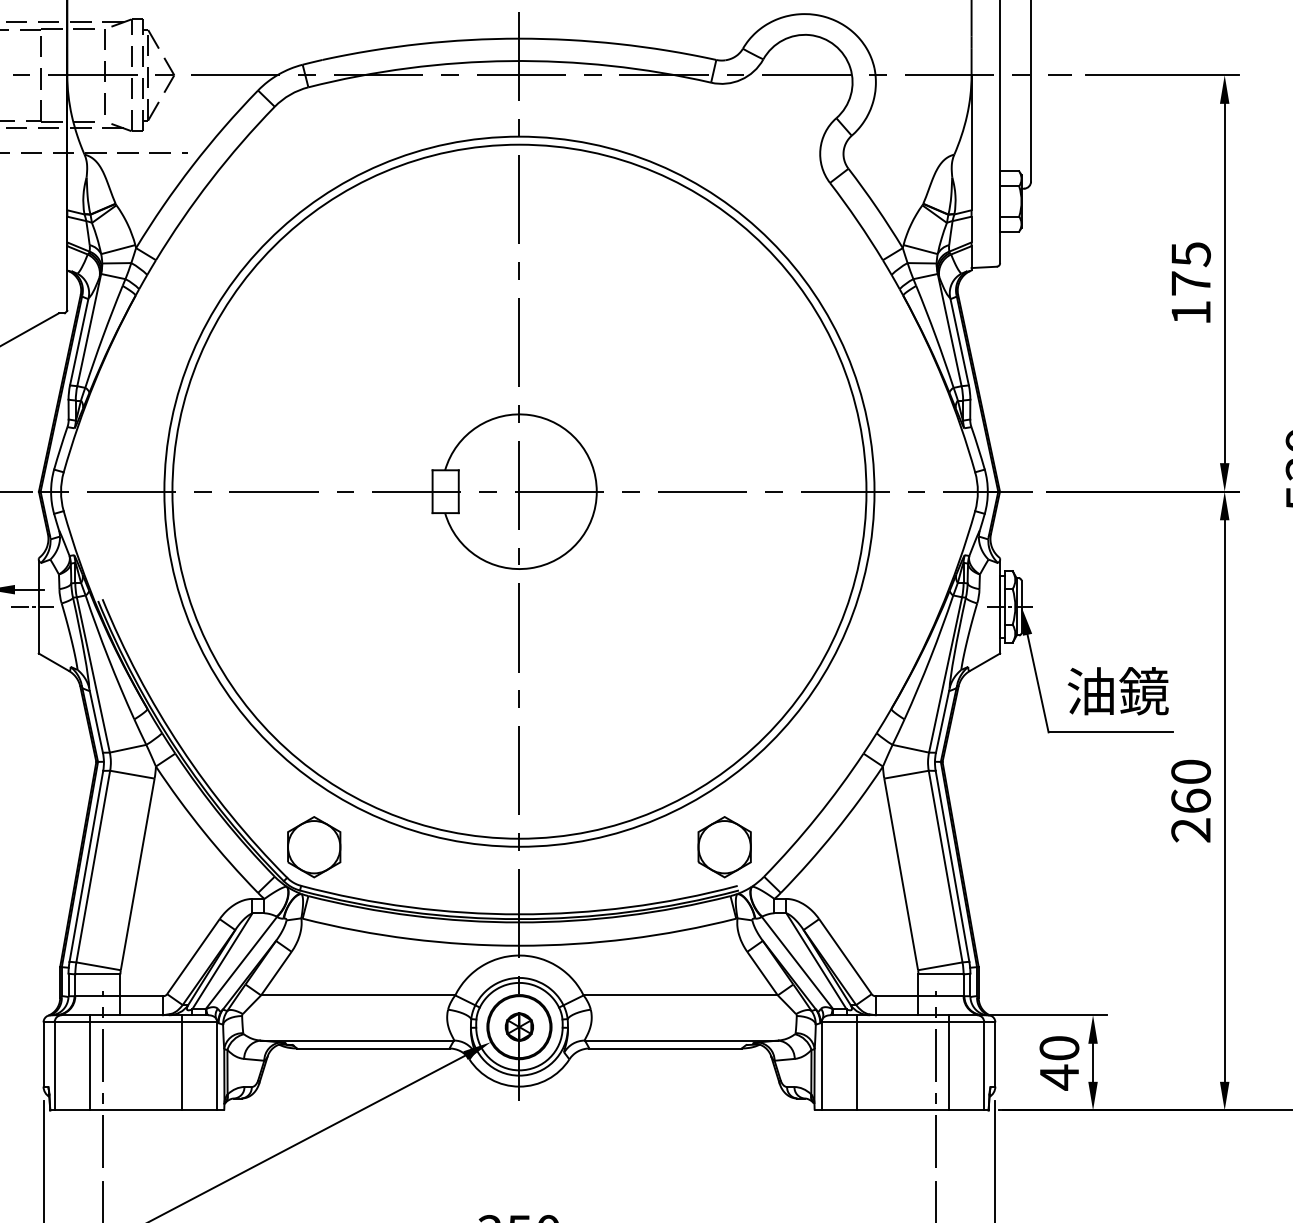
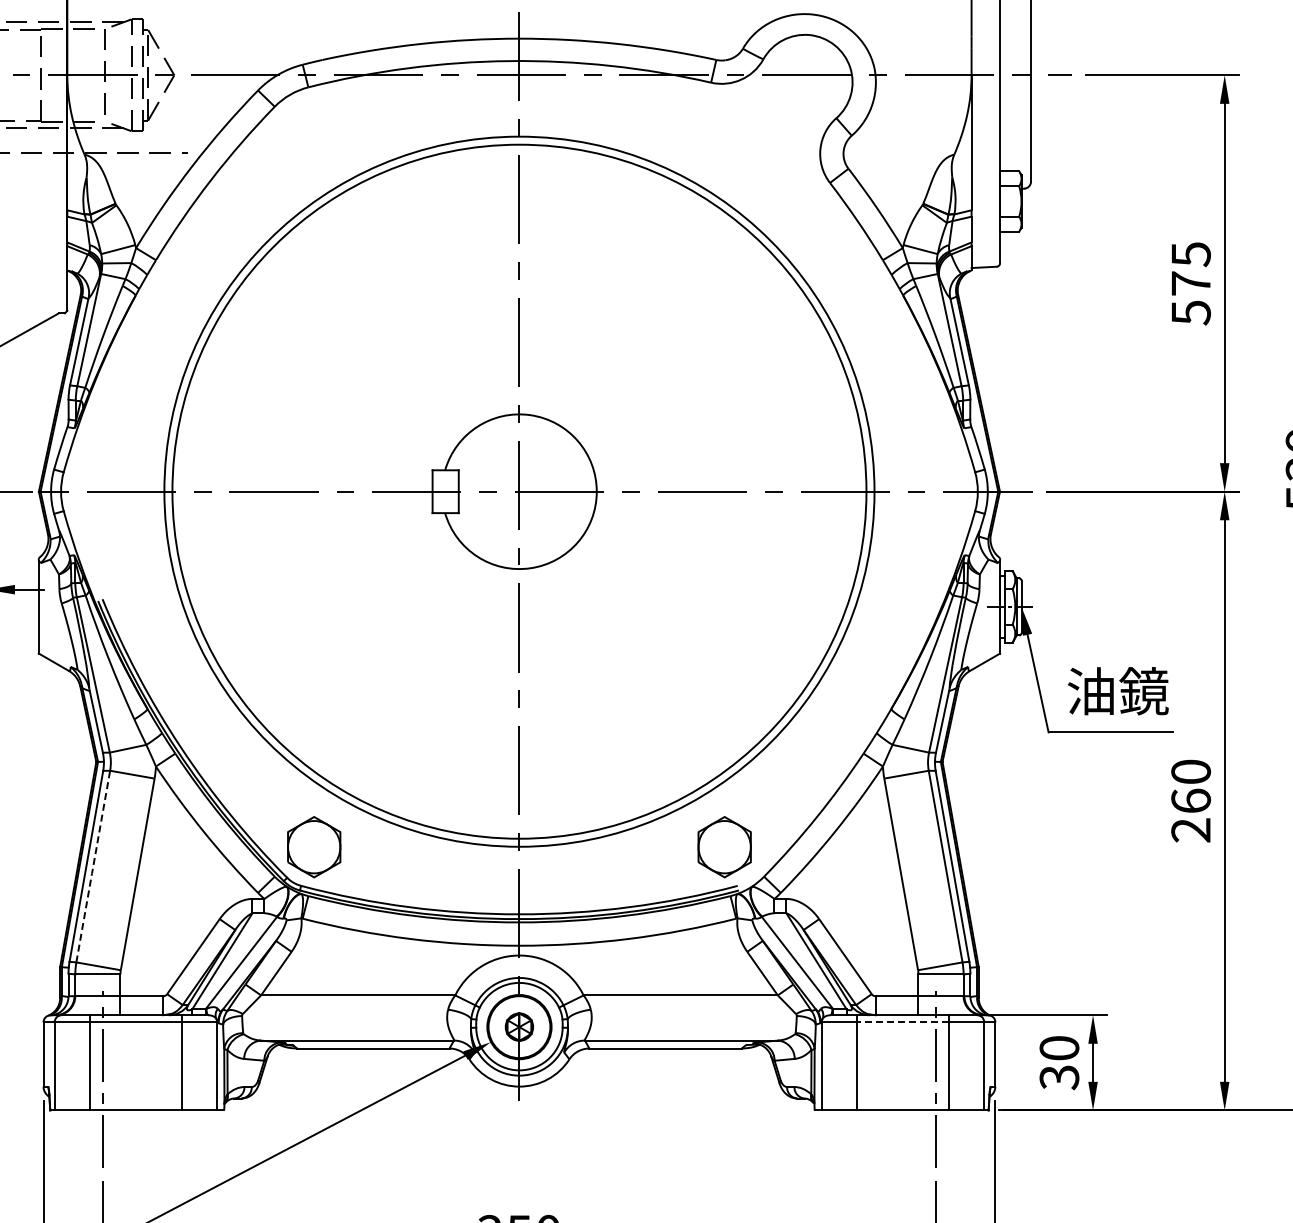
text: 175 -> 575 (1191, 312)
line: present -> none (31, 606)
line: solid -> dashed (93, 866)
line: solid -> dashed (902, 1022)
text: 40 -> 30 (1059, 1077)
